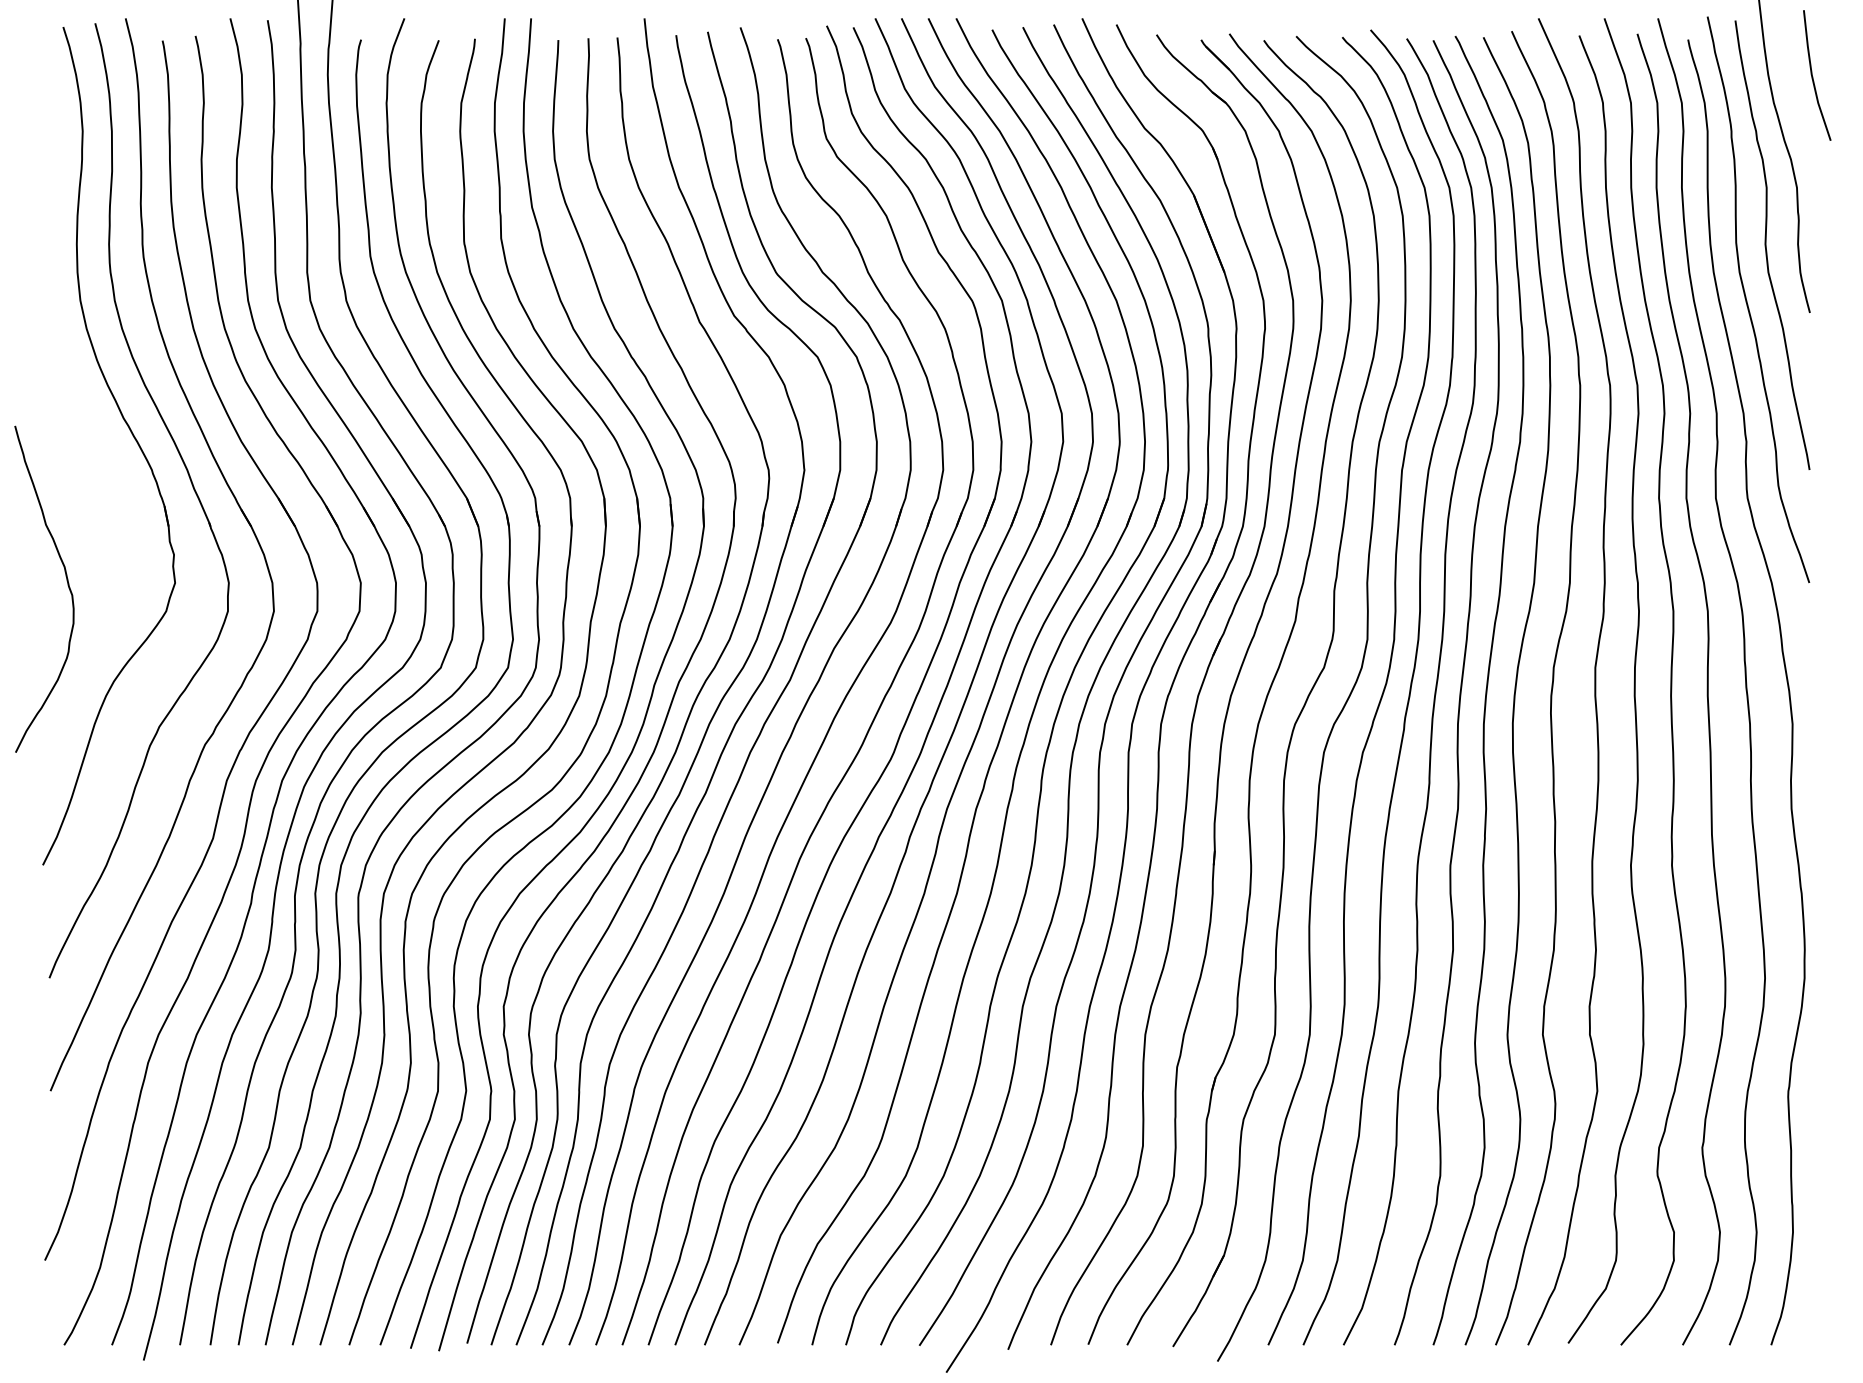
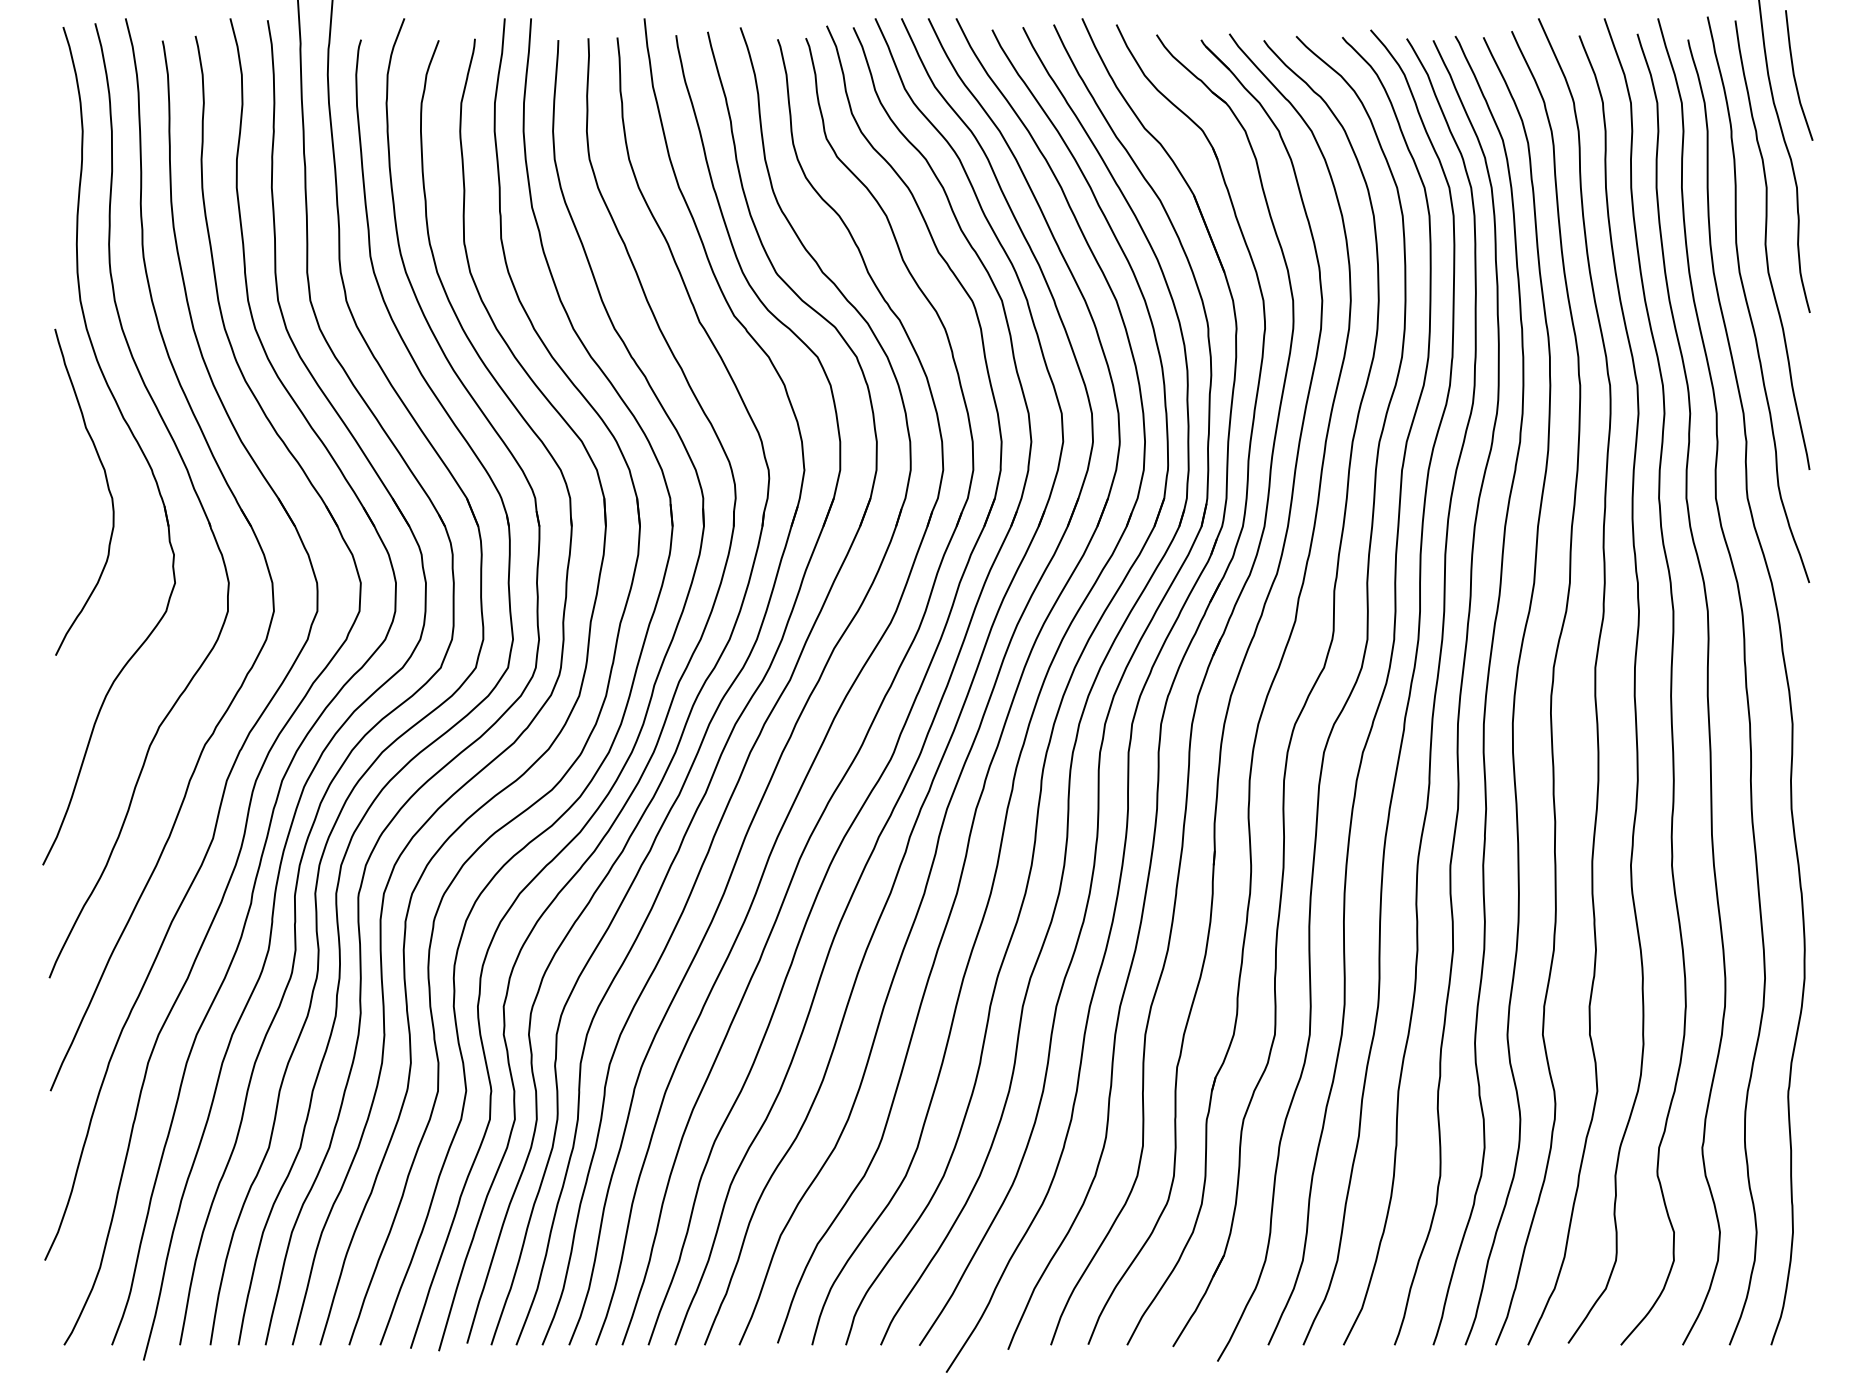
line position: (1813, 76) -> (1795, 76) (1795, 76)
curve position: (66, 581) -> (106, 484) (106, 484)
